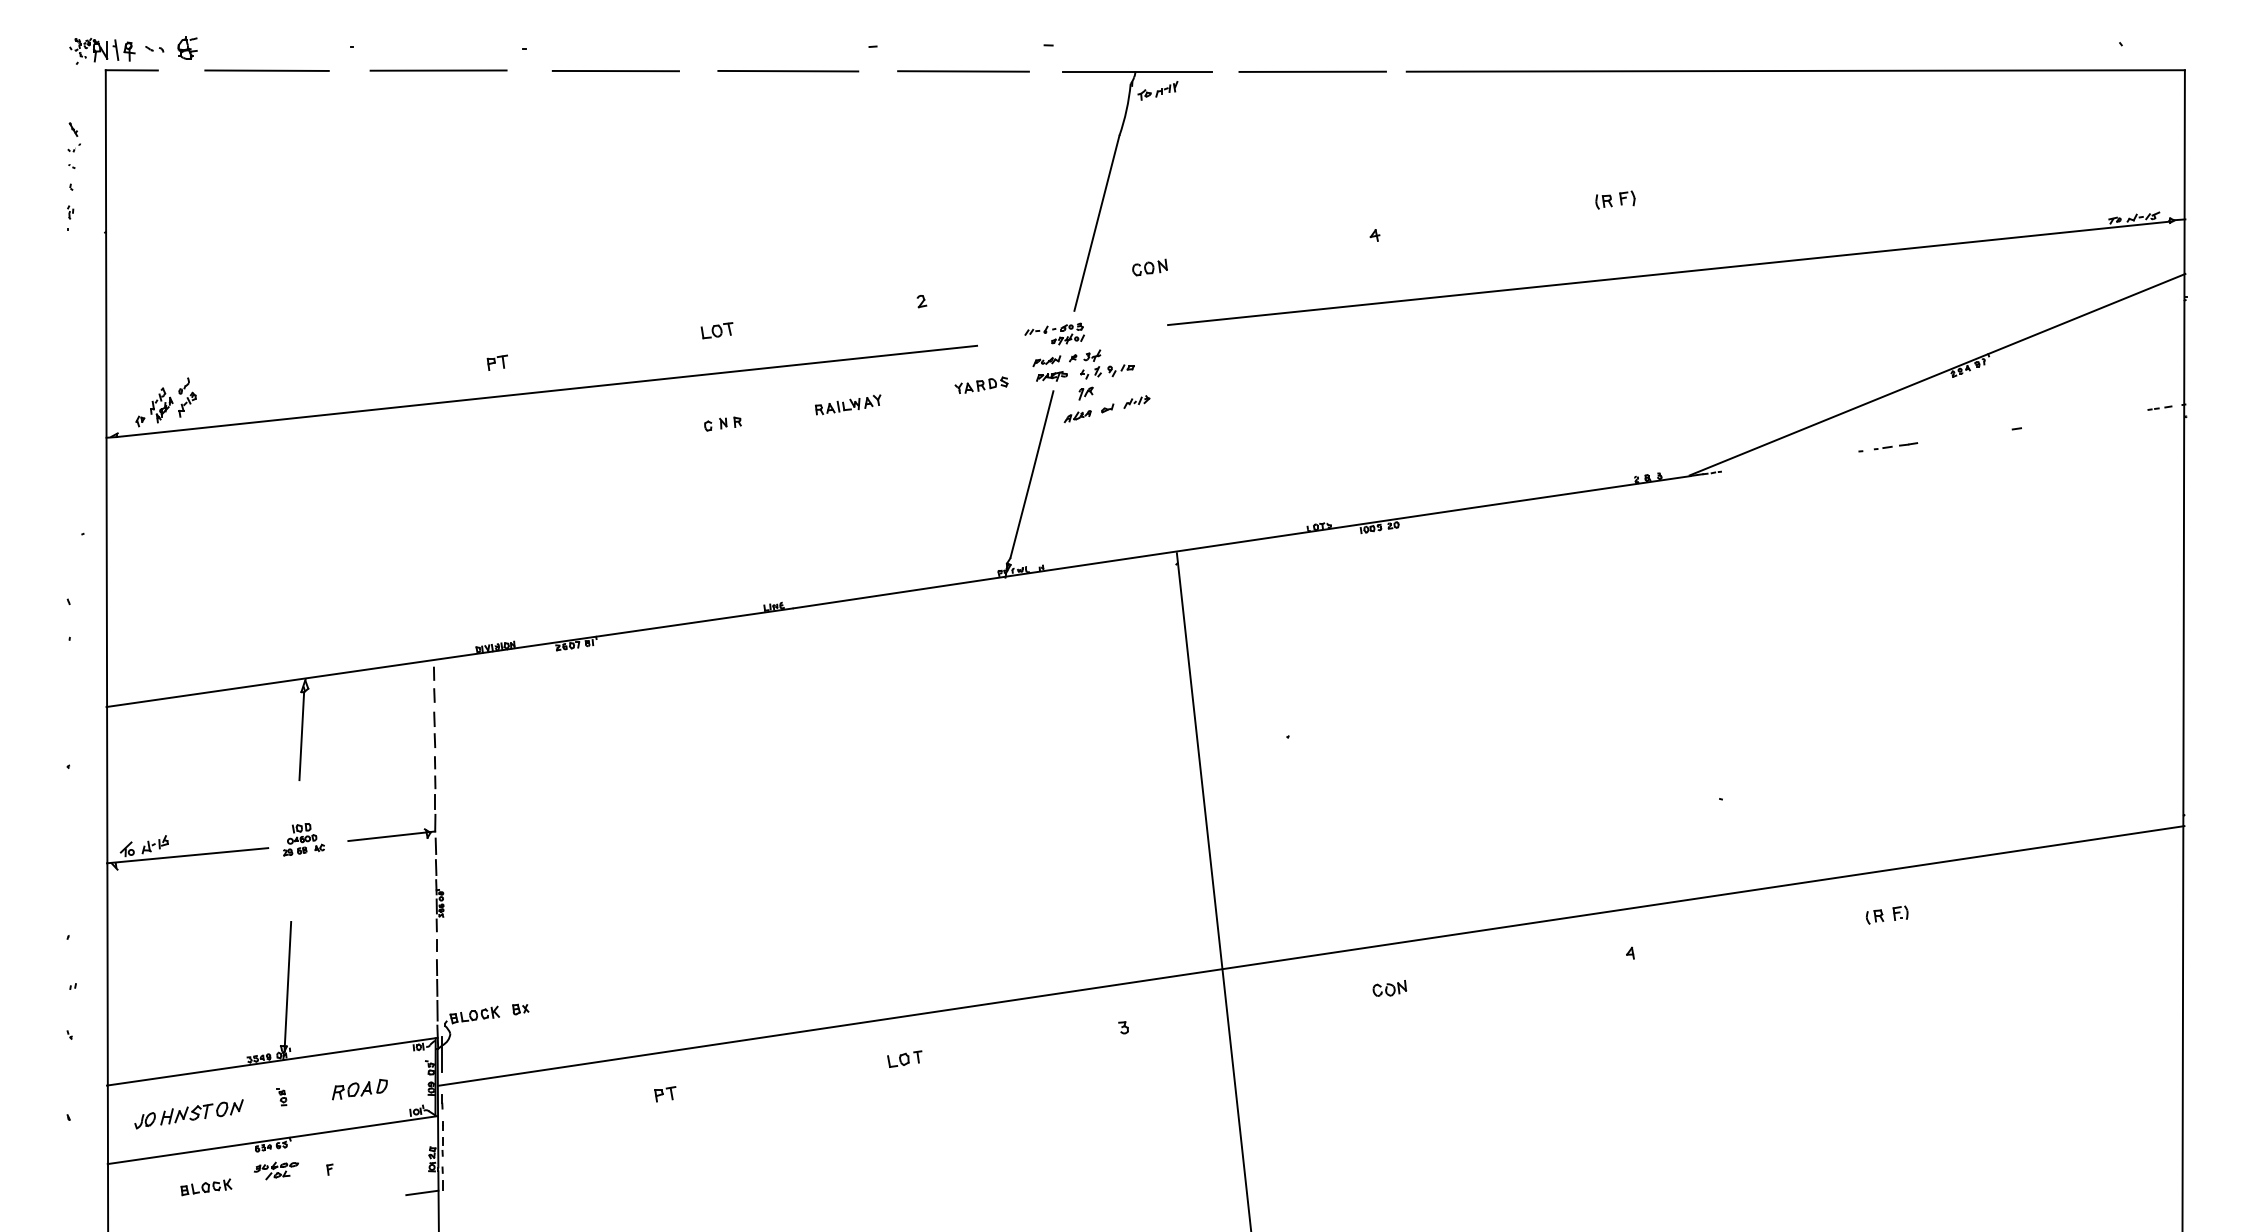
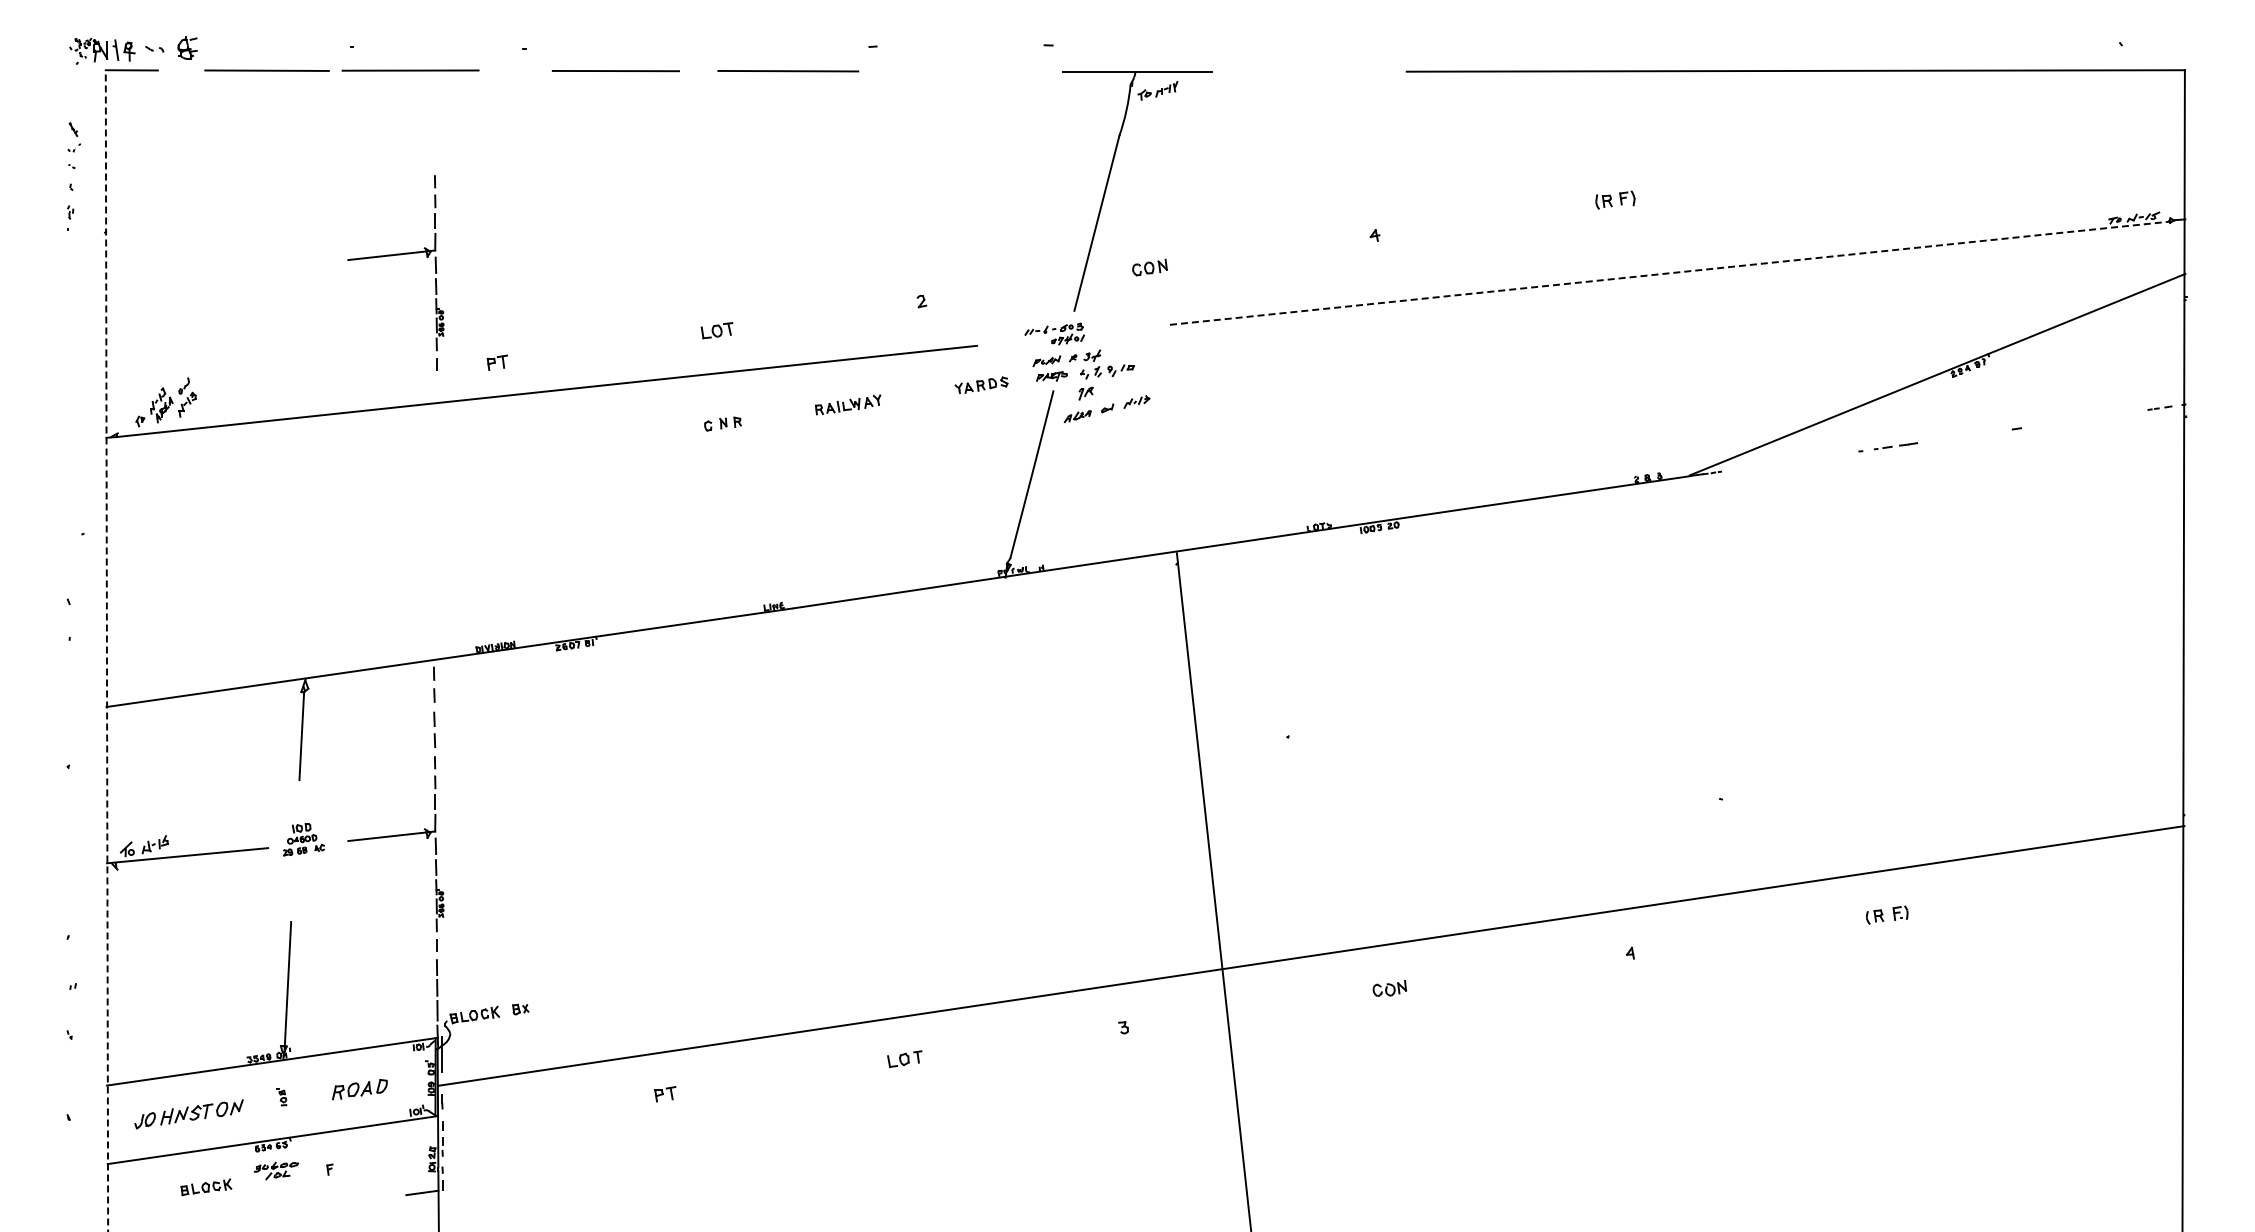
line position: (438, 70) -> (410, 70) (410, 70)
line: present -> none (963, 71)
line: present -> none (1312, 71)
part: none -> present (392, 256)
line: solid -> dashed (1670, 273)
line: solid -> dashed (106, 651)
